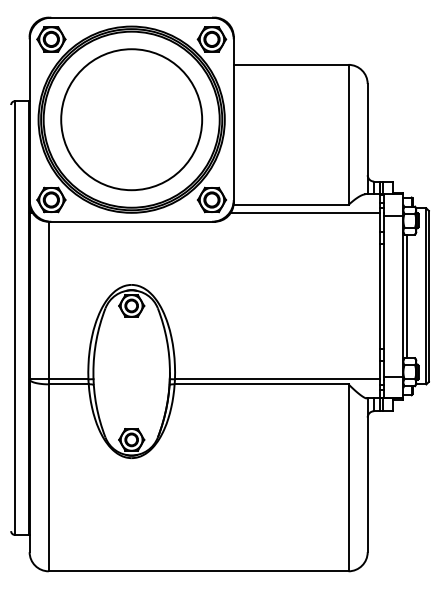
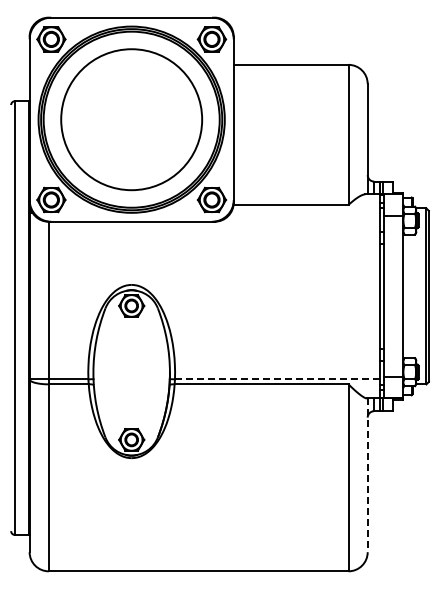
line: present -> none (305, 213)
line: present -> none (407, 296)
line: solid -> dashed (277, 379)
line: solid -> dashed (367, 475)
